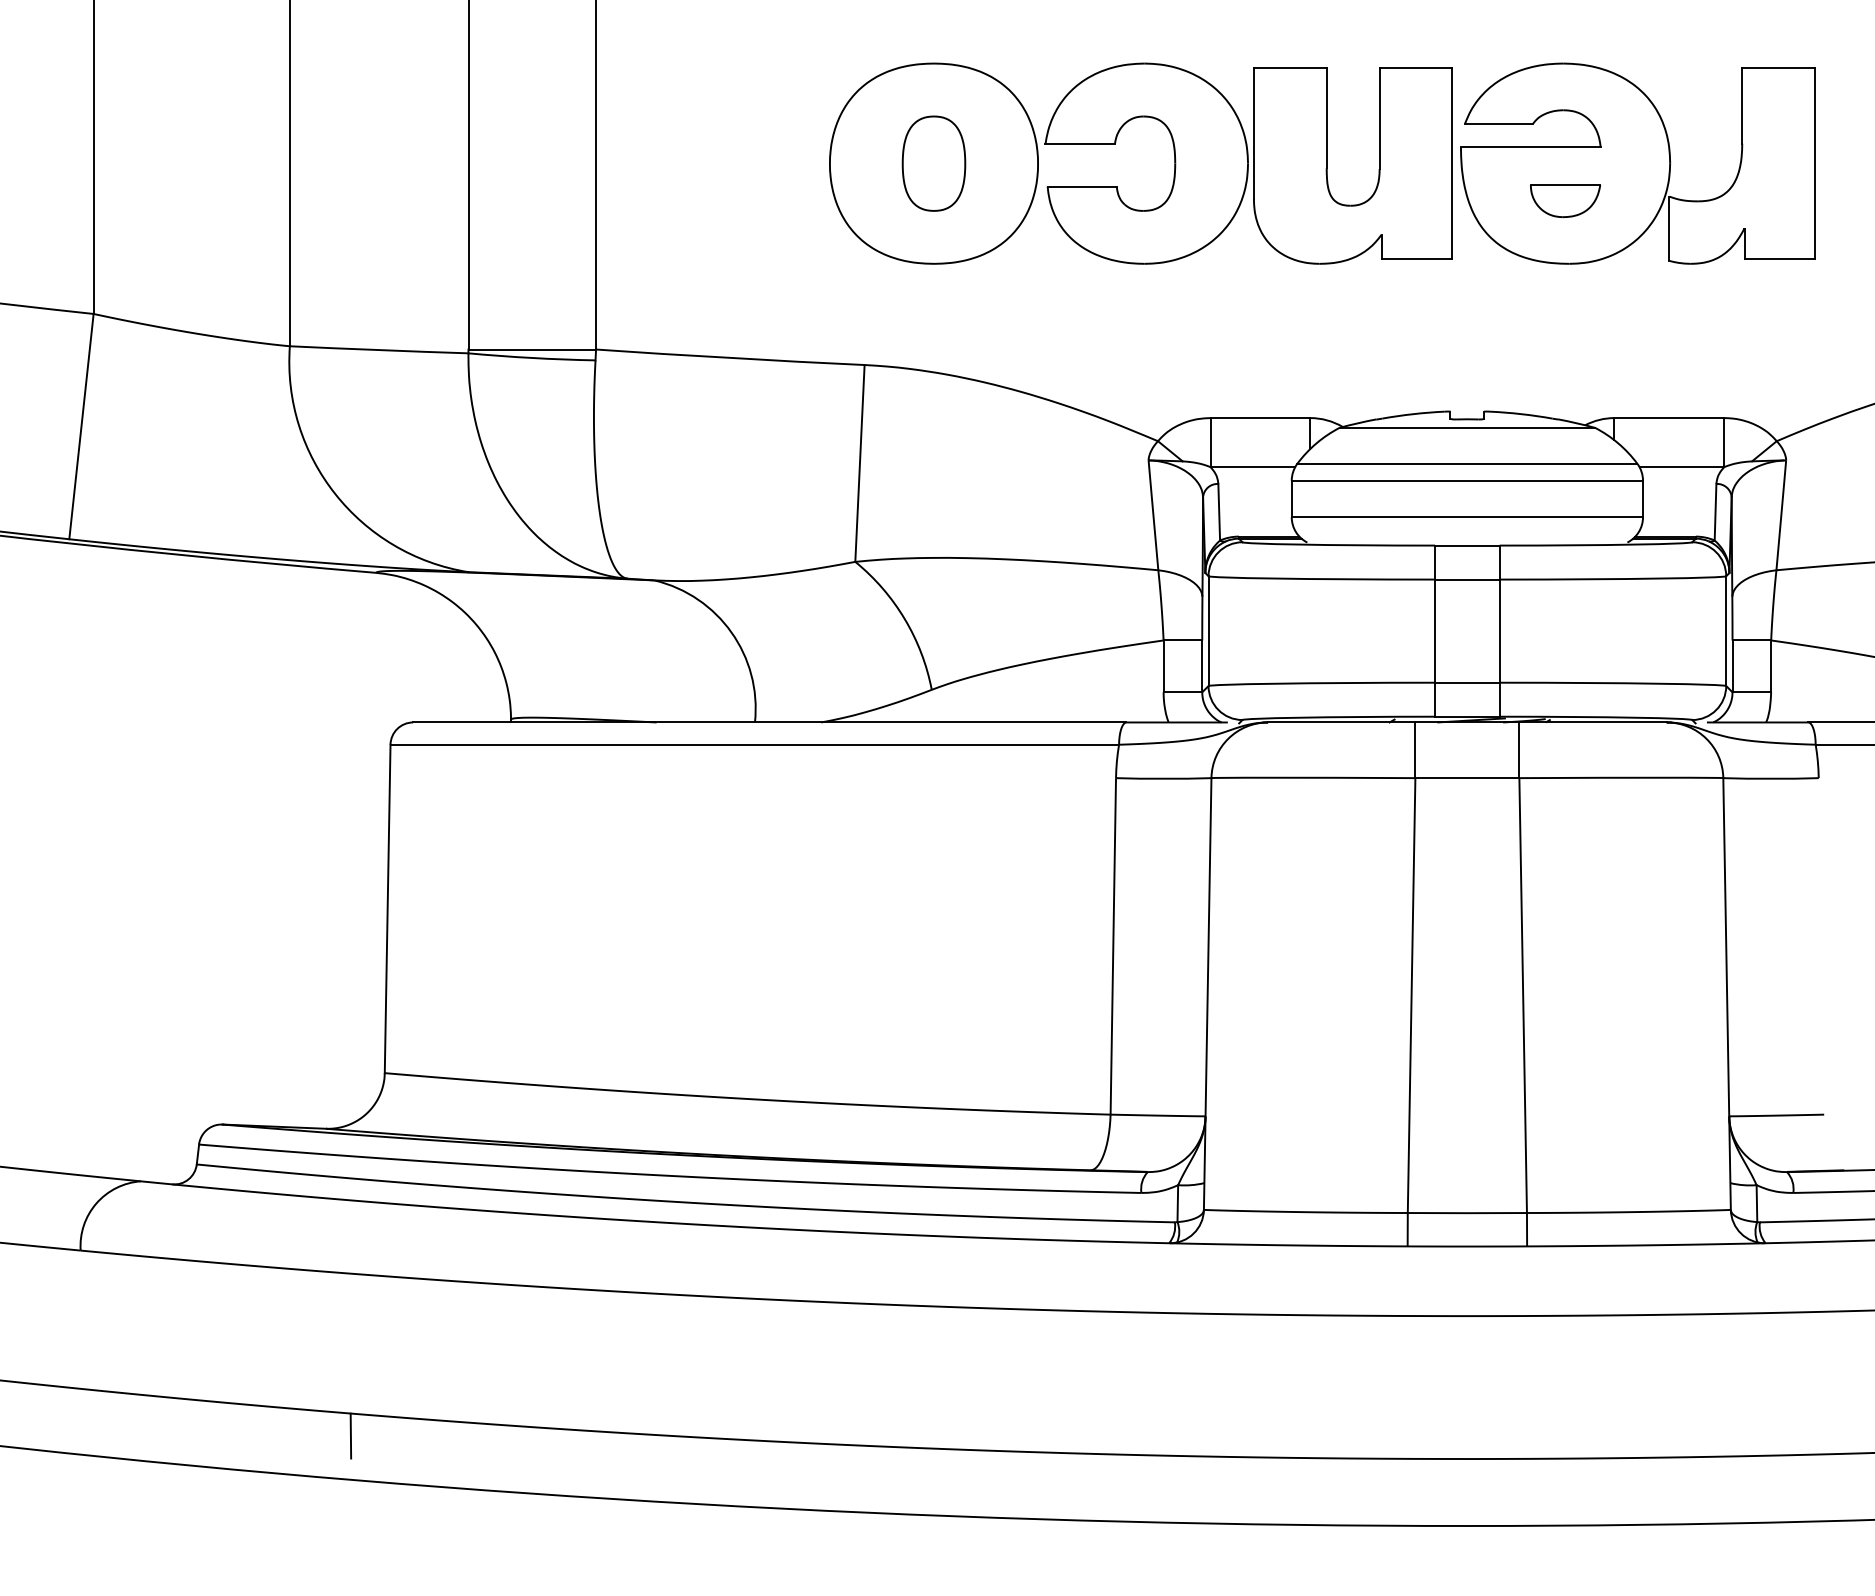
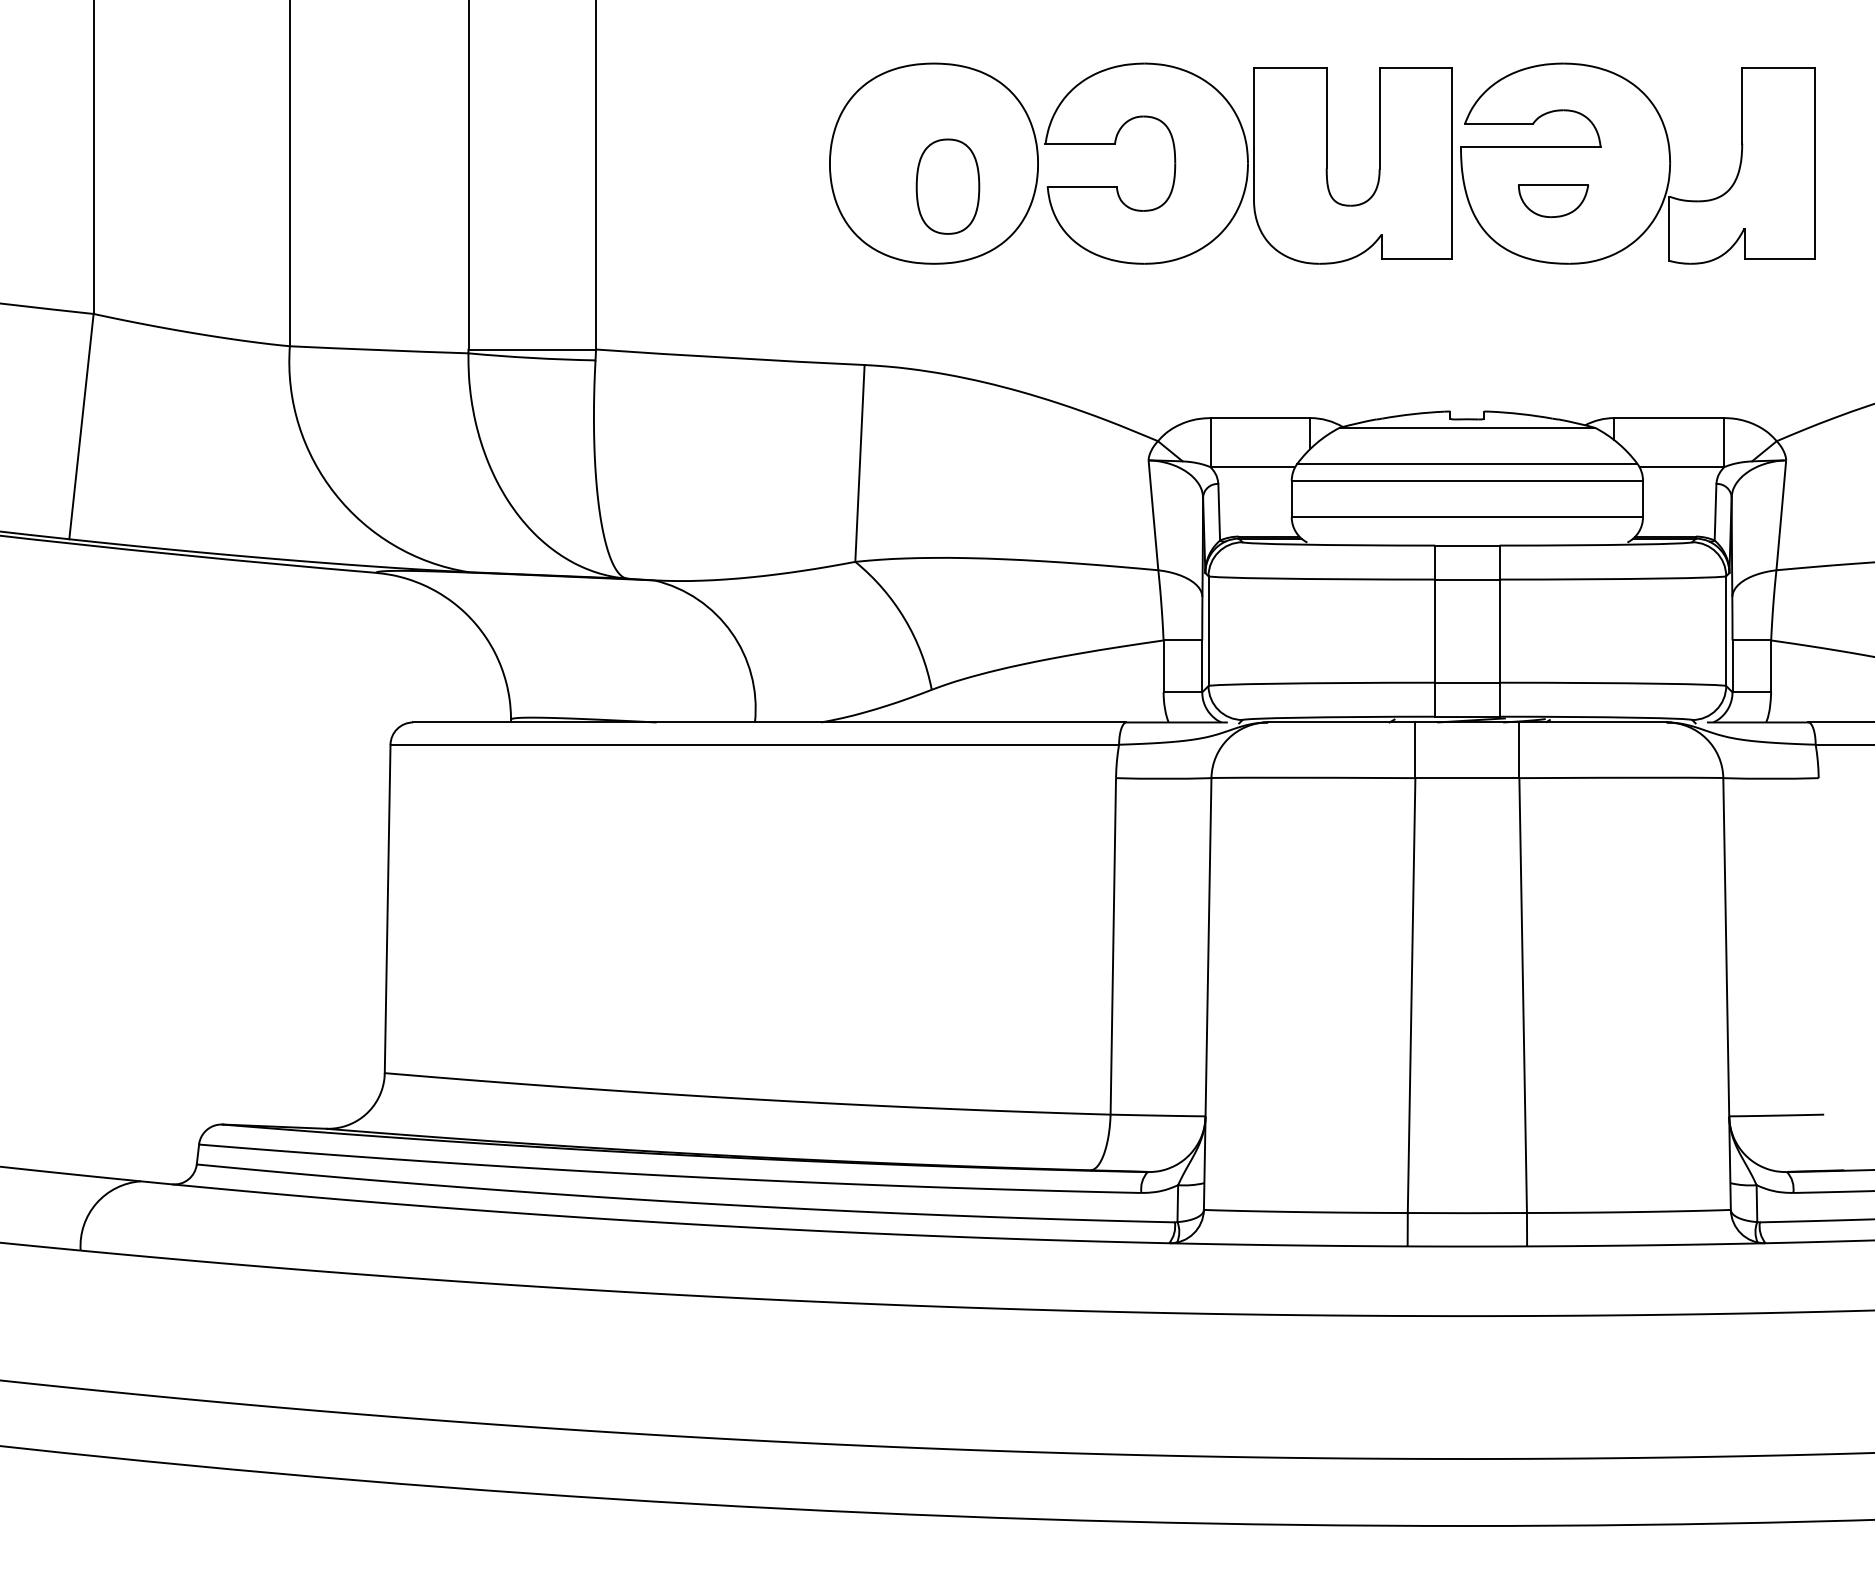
part position: (933, 163) -> (947, 186) (947, 186)
part position: (1565, 201) -> (1553, 201) (1553, 201)
line: present -> none (350, 1435)
